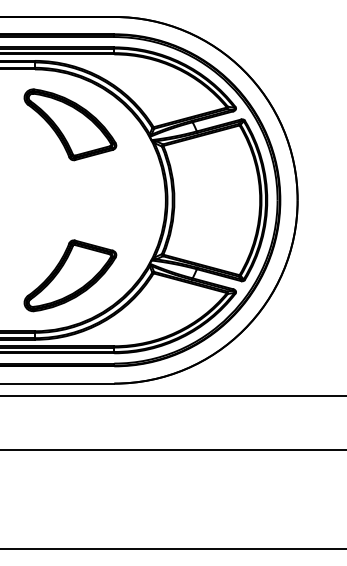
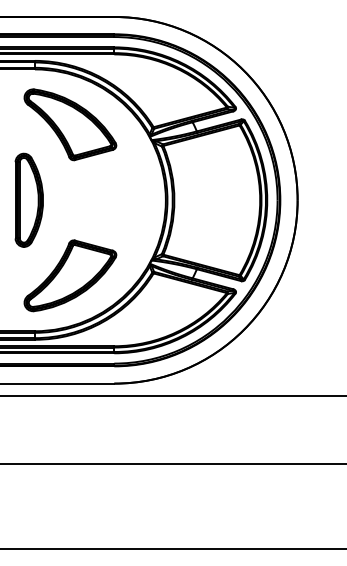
part: none -> present (28, 199)
line position: (172, 450) -> (172, 464) (172, 464)
